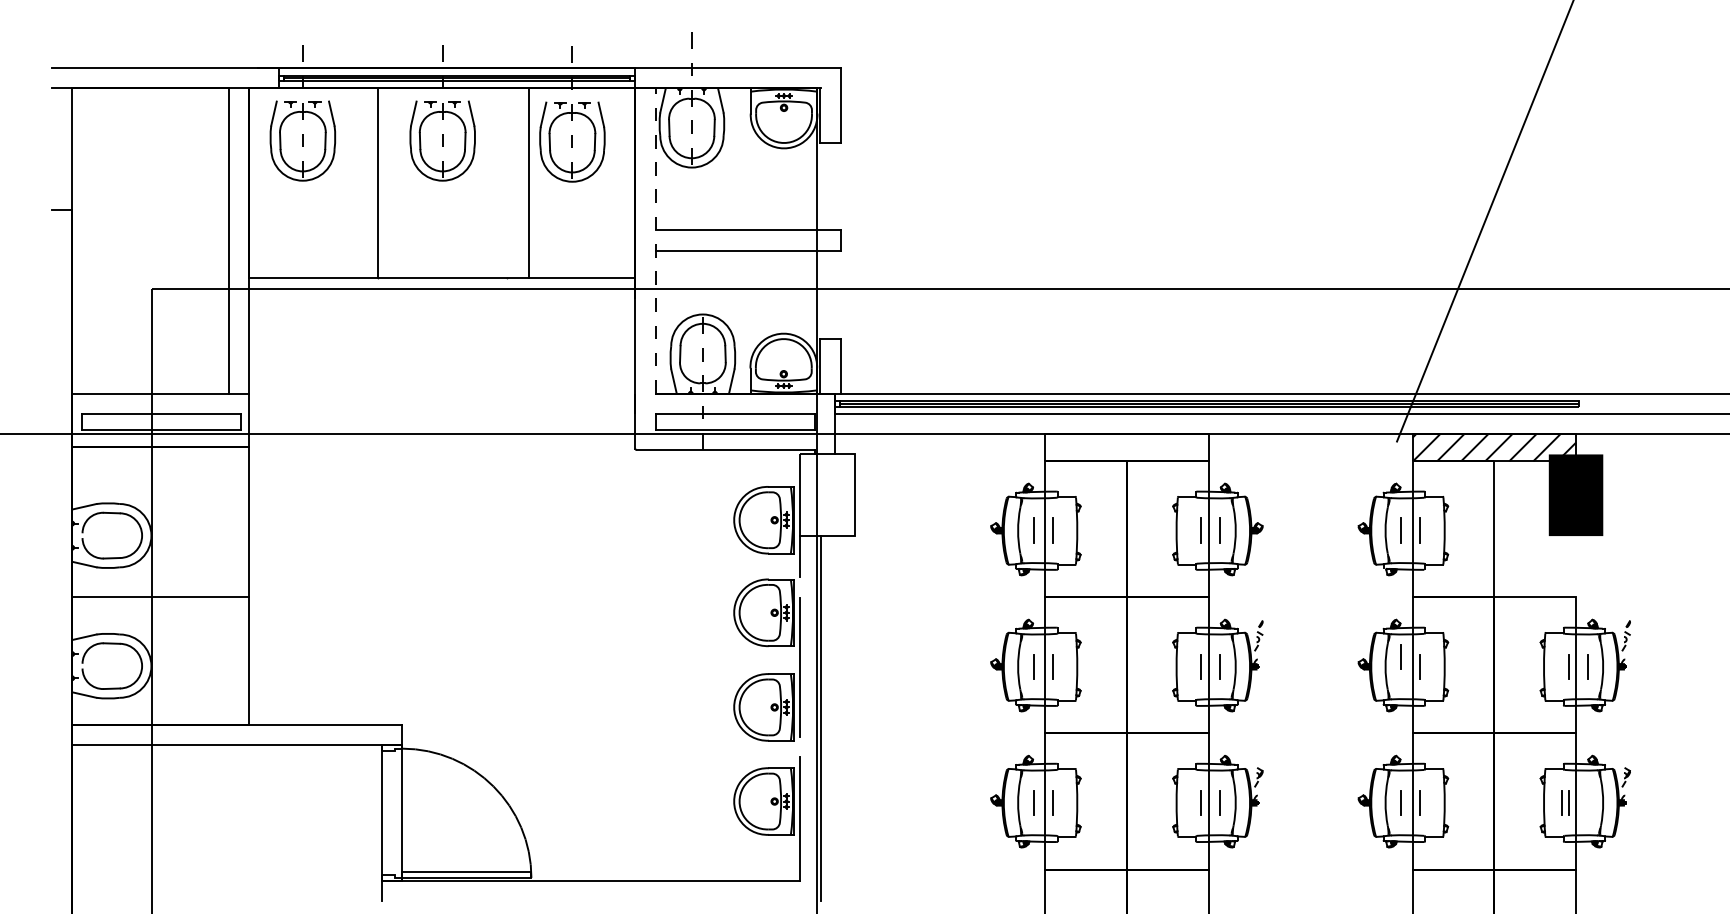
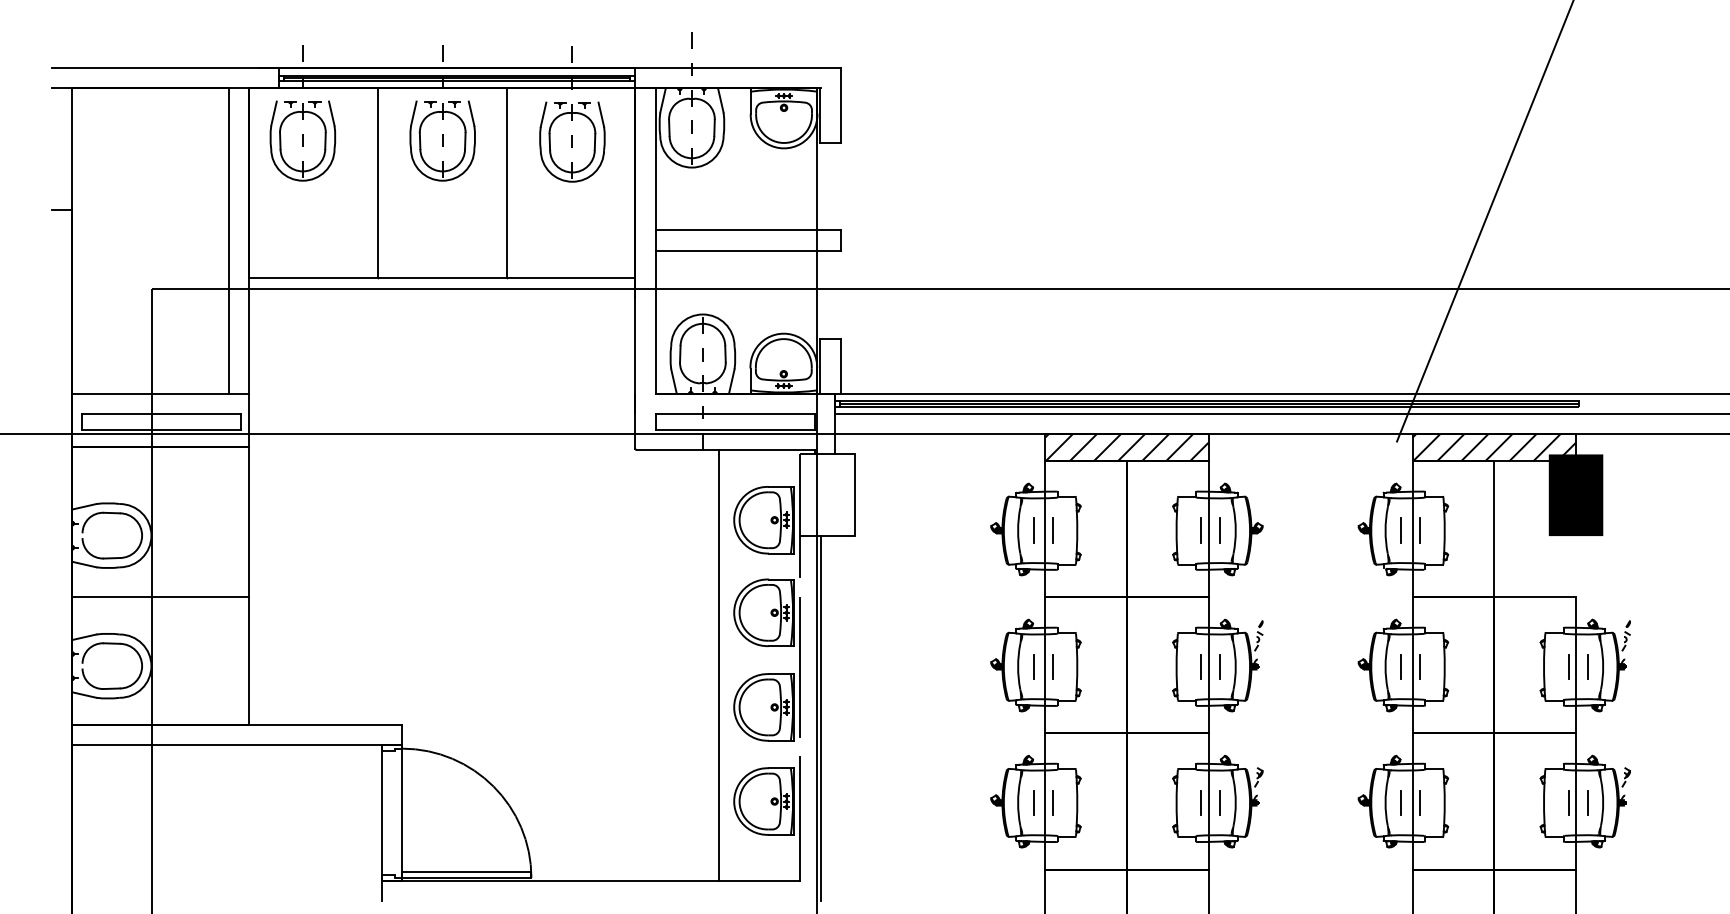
line position: (528, 182) -> (506, 182) (506, 182)
line: dashed -> solid (655, 241)
hatch: none -> present (1126, 447)
line position: (1400, 656) -> (1400, 666) (1400, 666)
line: none -> present (718, 665)
line position: (1561, 802) -> (1587, 802) (1587, 802)
